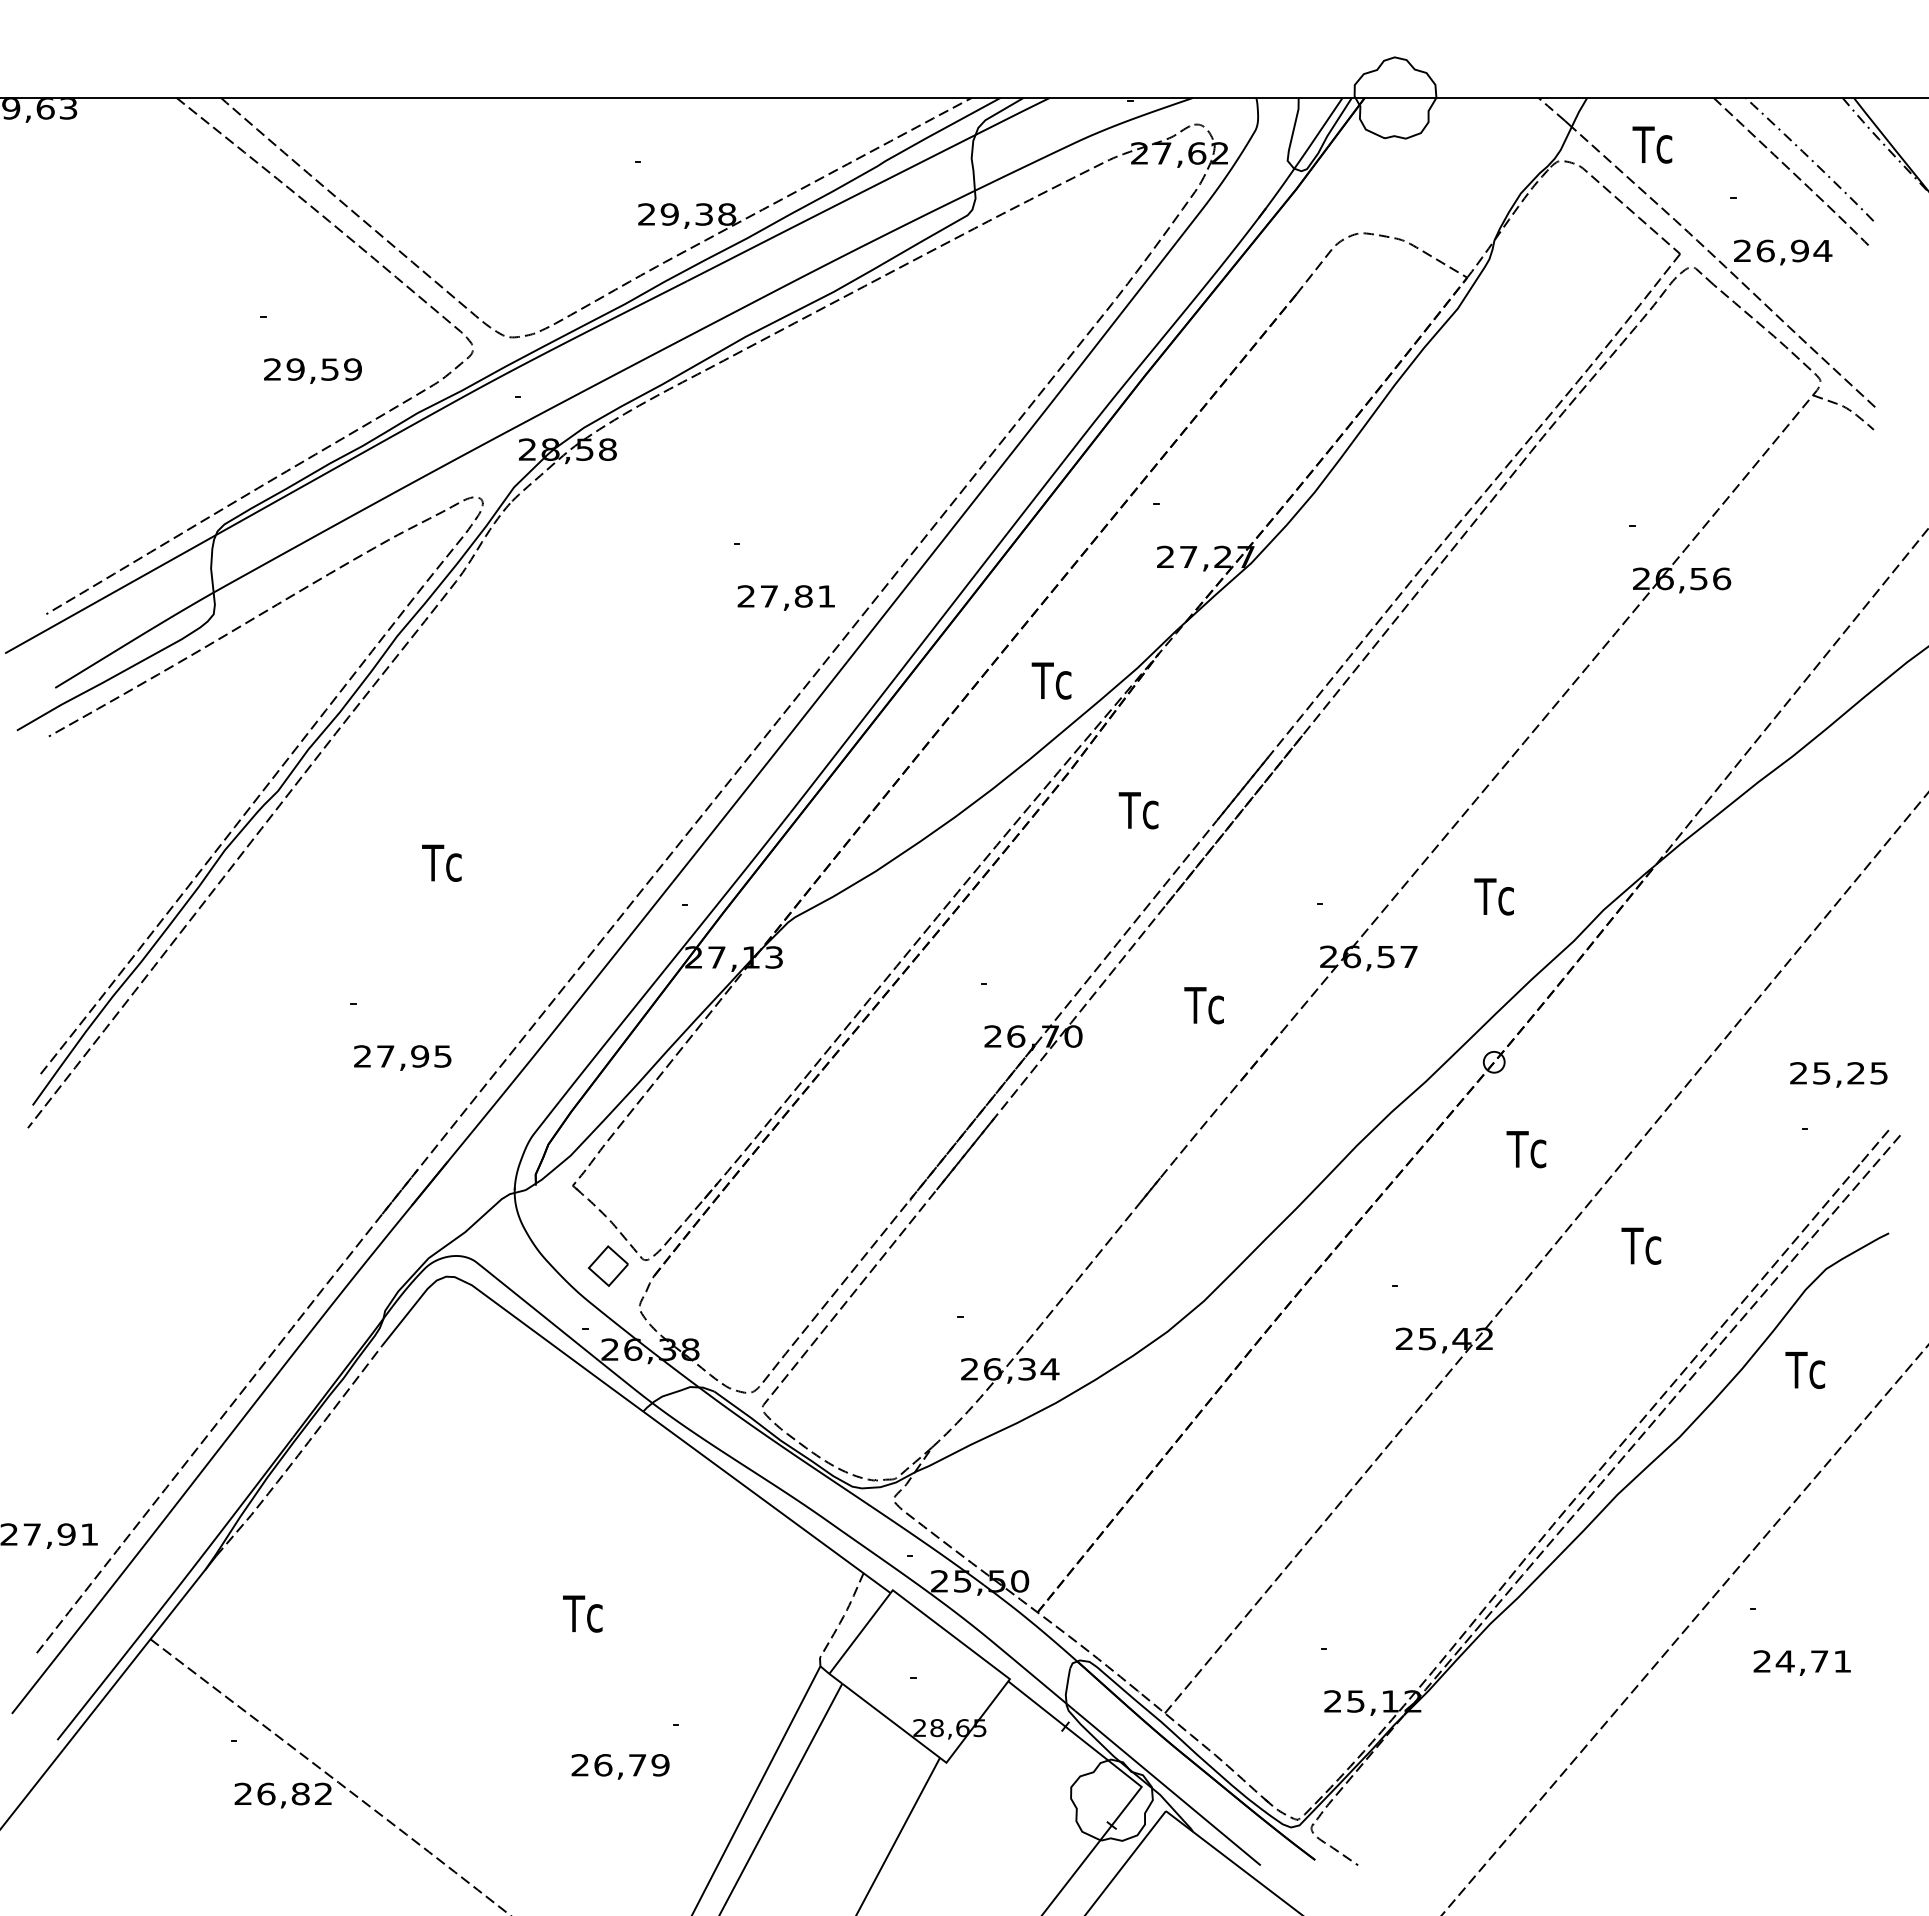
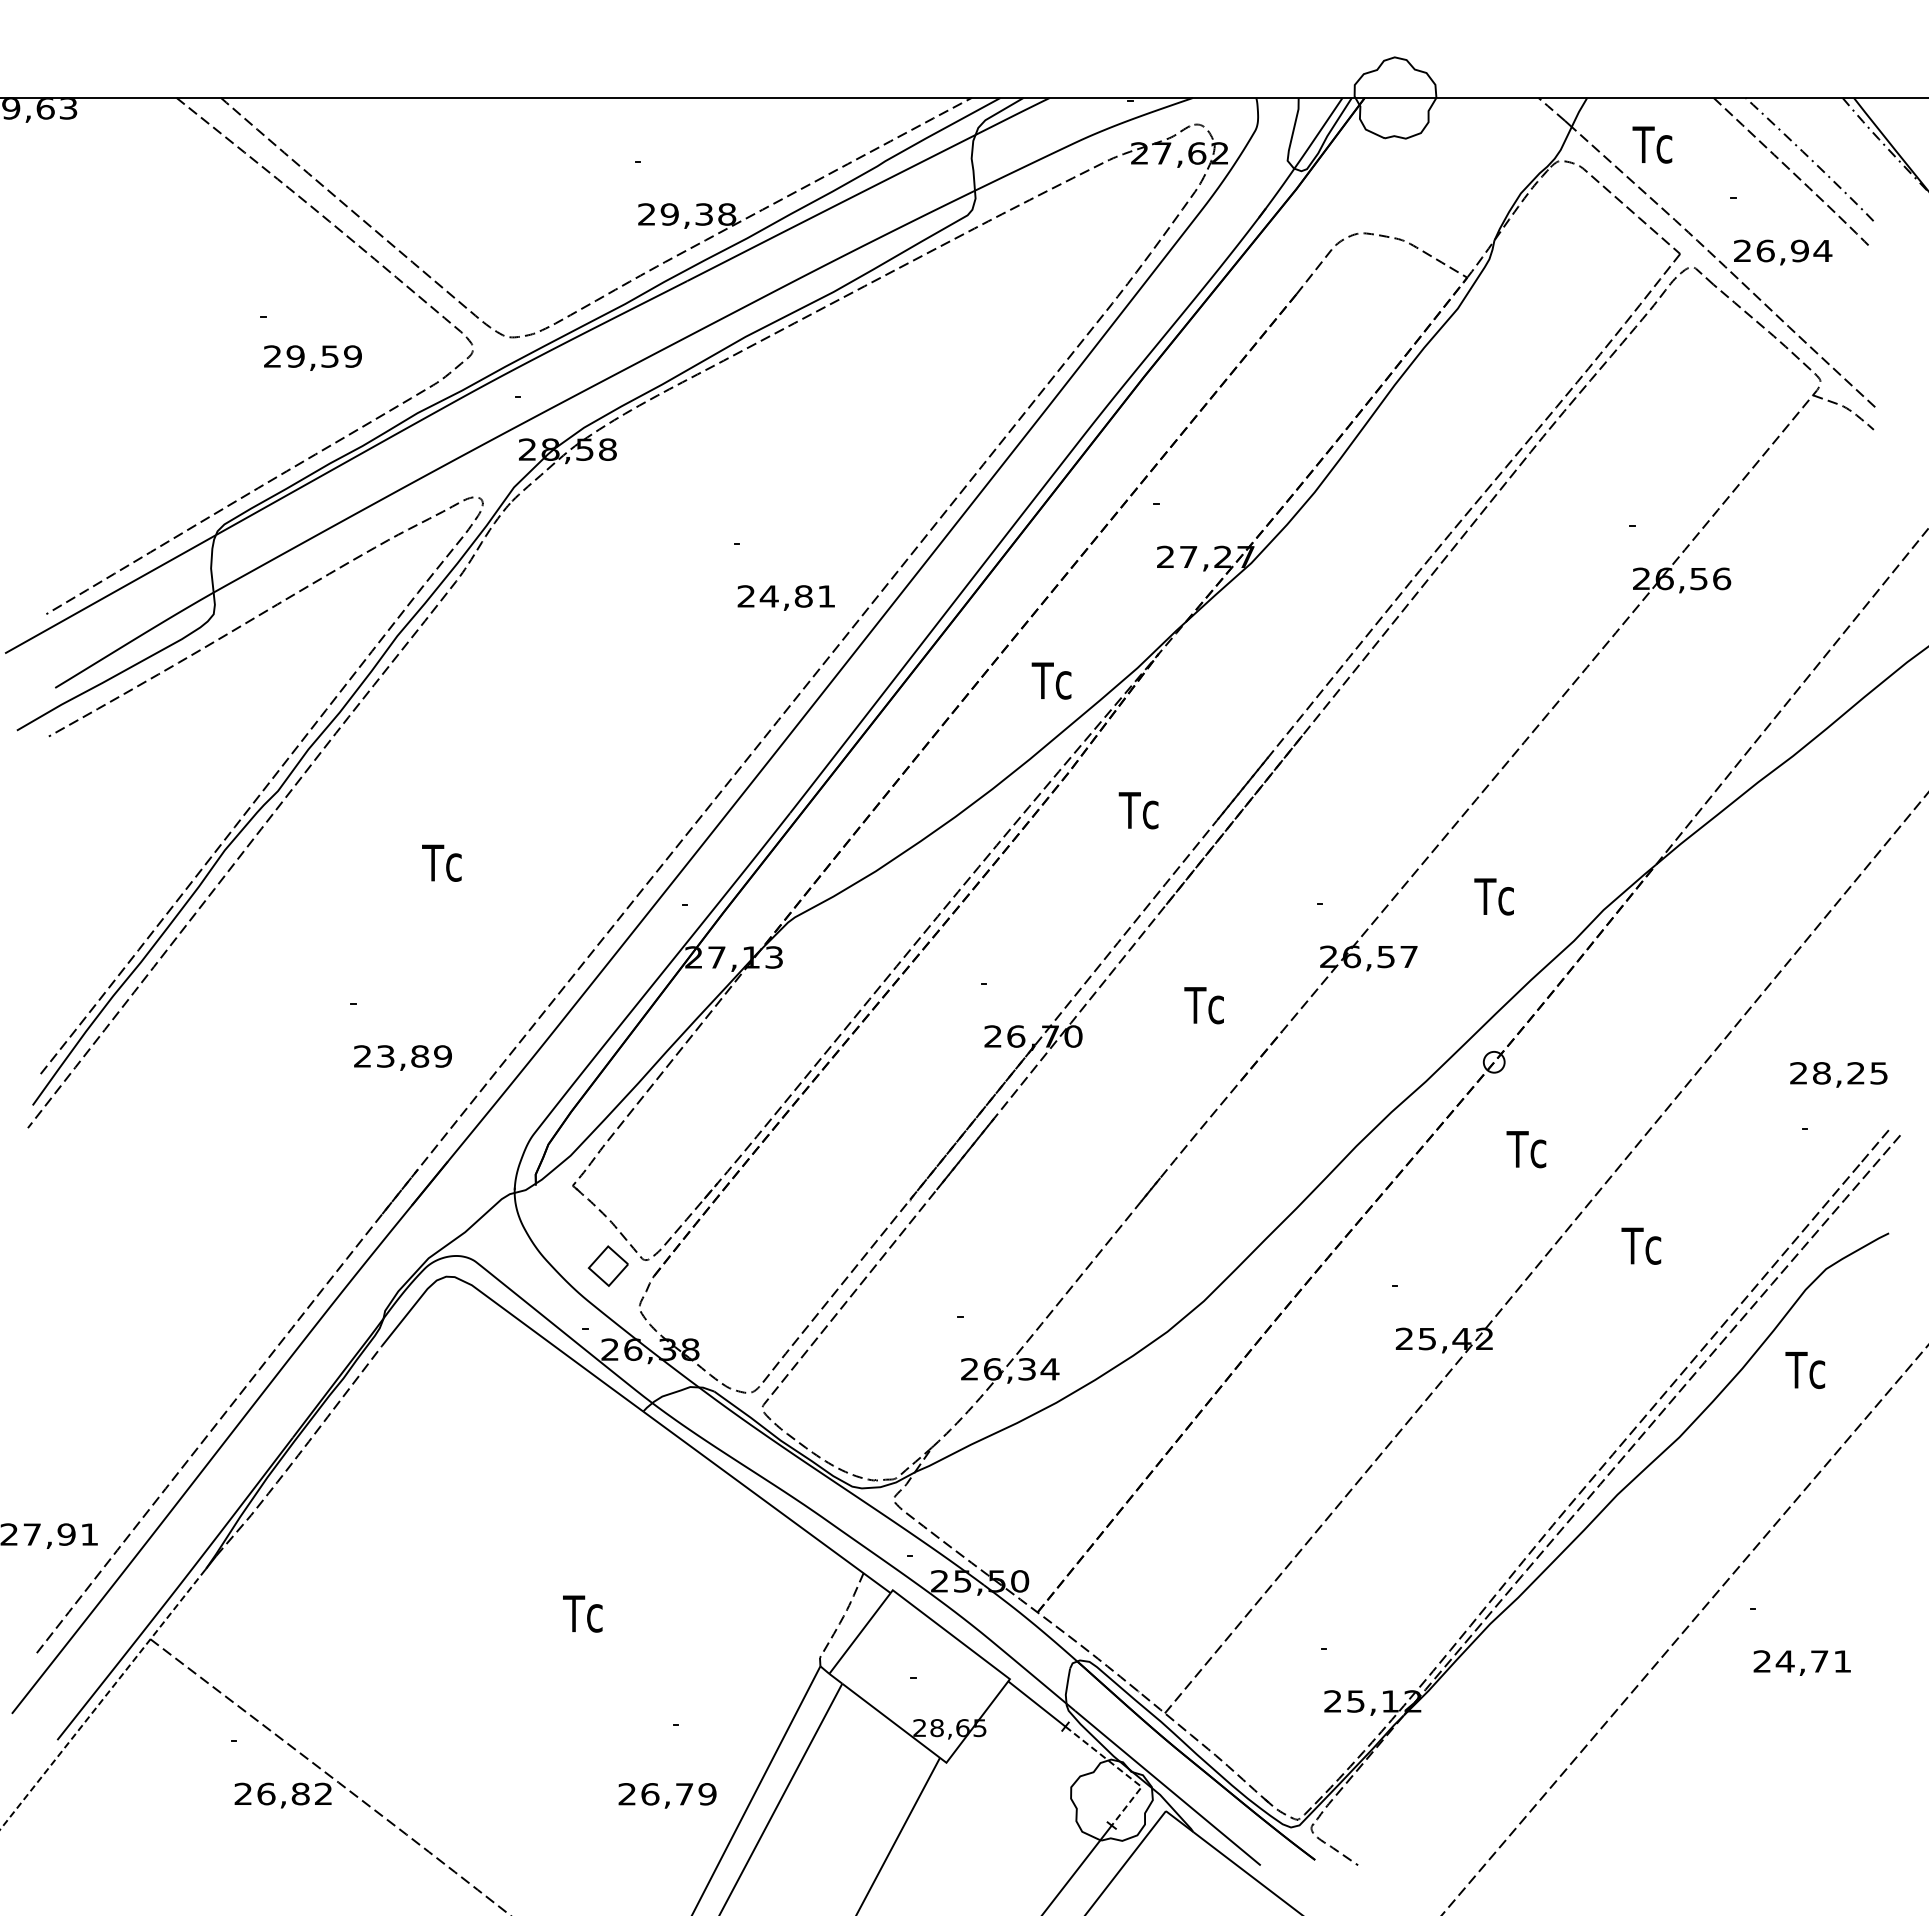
text position: (312, 370) -> (312, 357) (312, 357)
text: 27,81 -> 24,81 (768, 596)
text: 27,95 -> 23,89 (414, 1056)
text: 25,25 -> 28,25 (1821, 1073)
line: solid -> dashed (103, 1699)
text position: (620, 1766) -> (667, 1795) (667, 1795)
line: solid -> dashed (1123, 1772)
